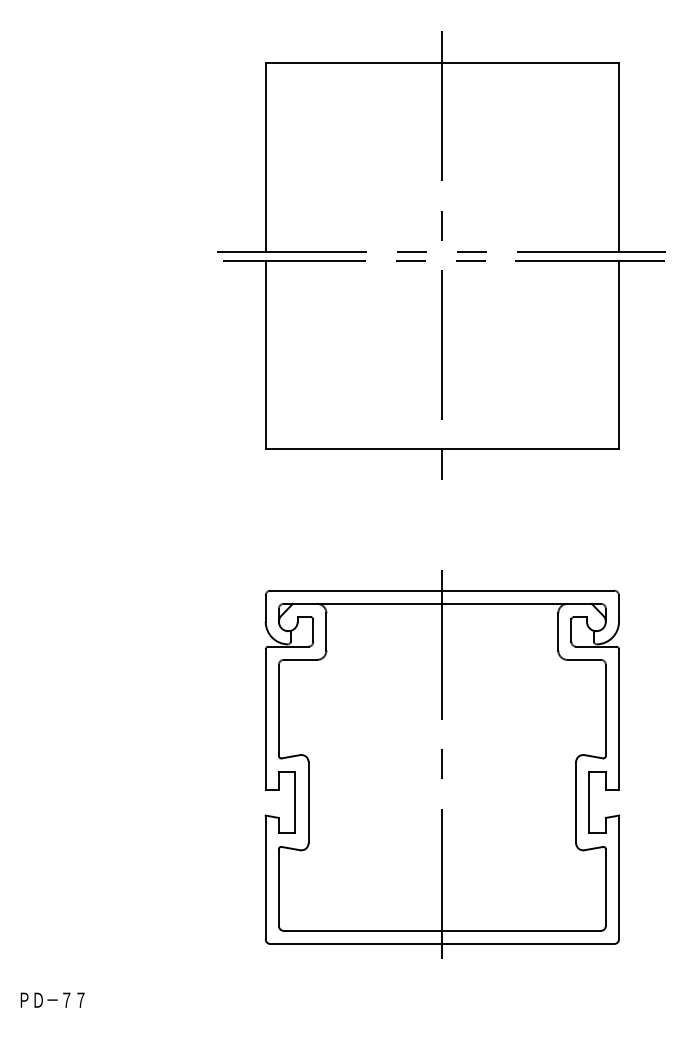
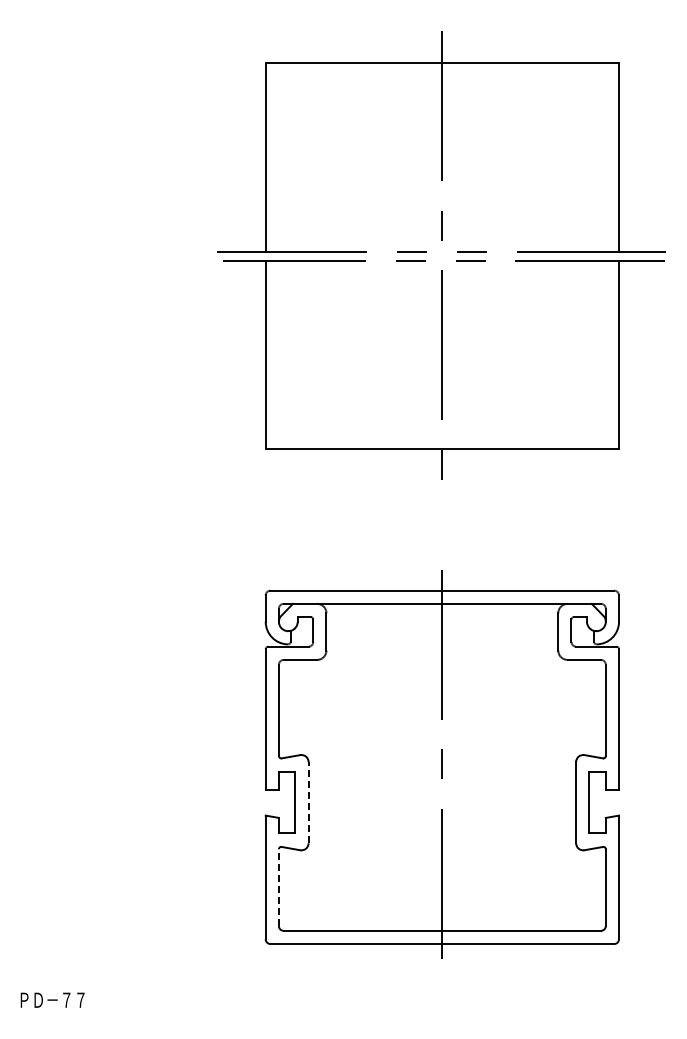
line: solid -> dashed (308, 802)
line: solid -> dashed (278, 887)
